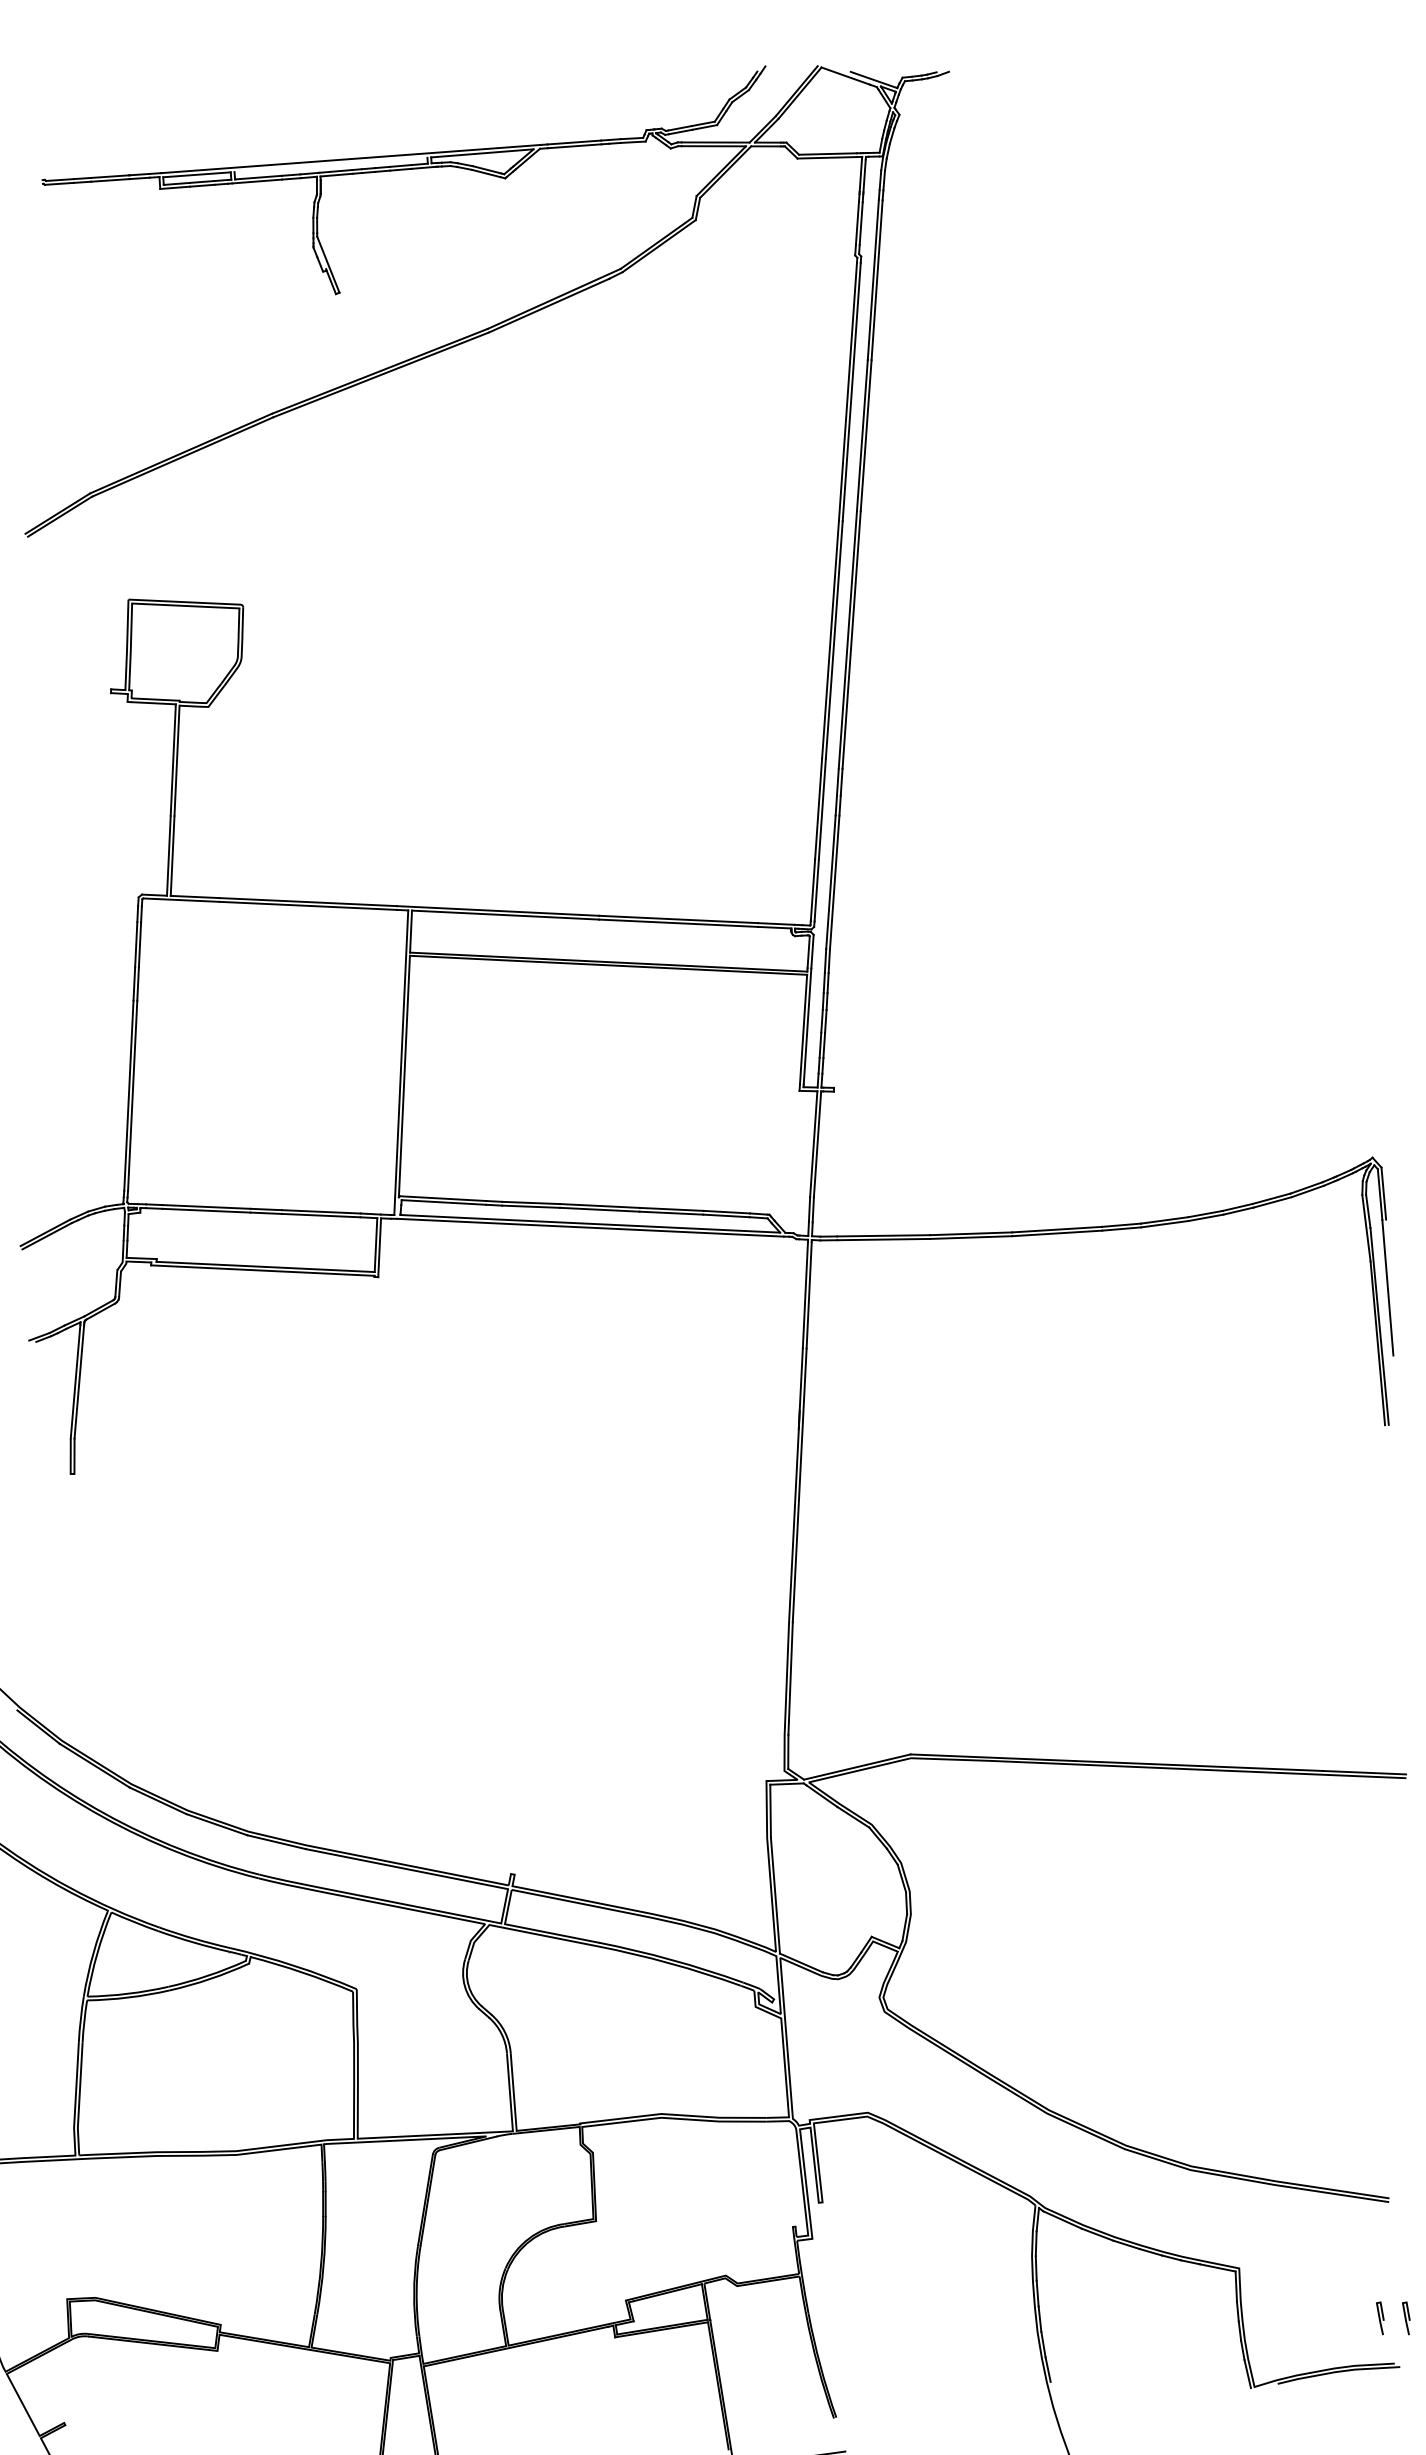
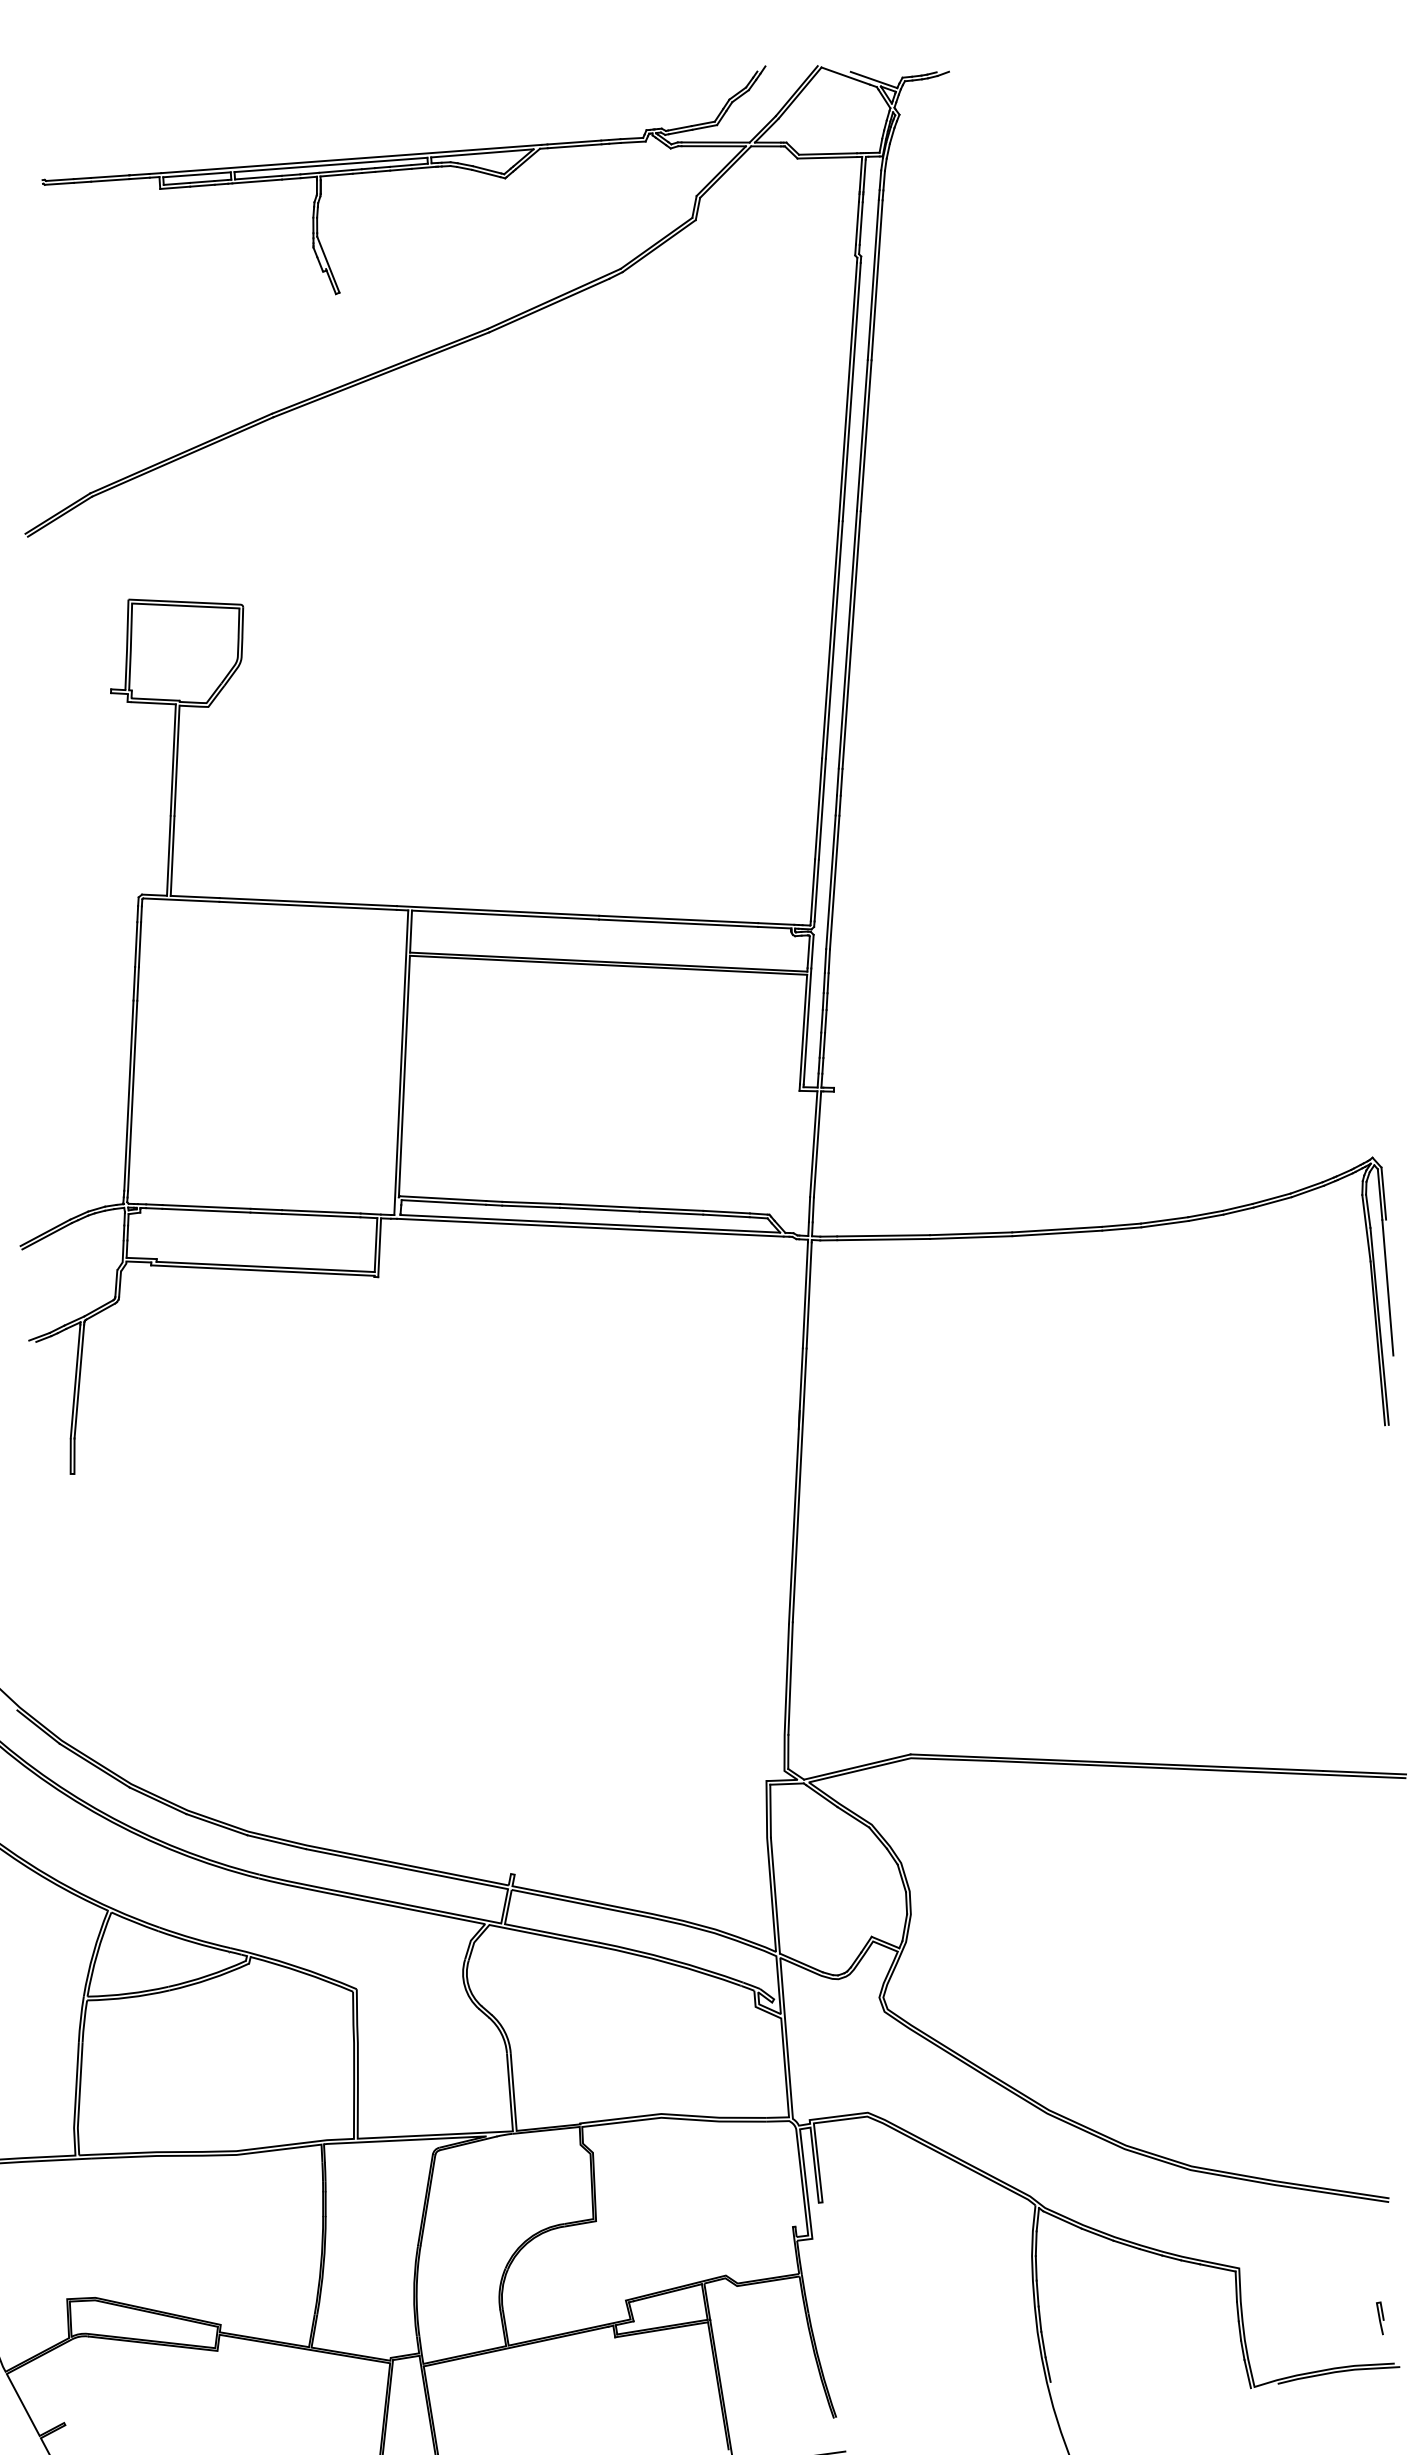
line: none -> present (330, 164)
line: present -> none (1406, 2318)
